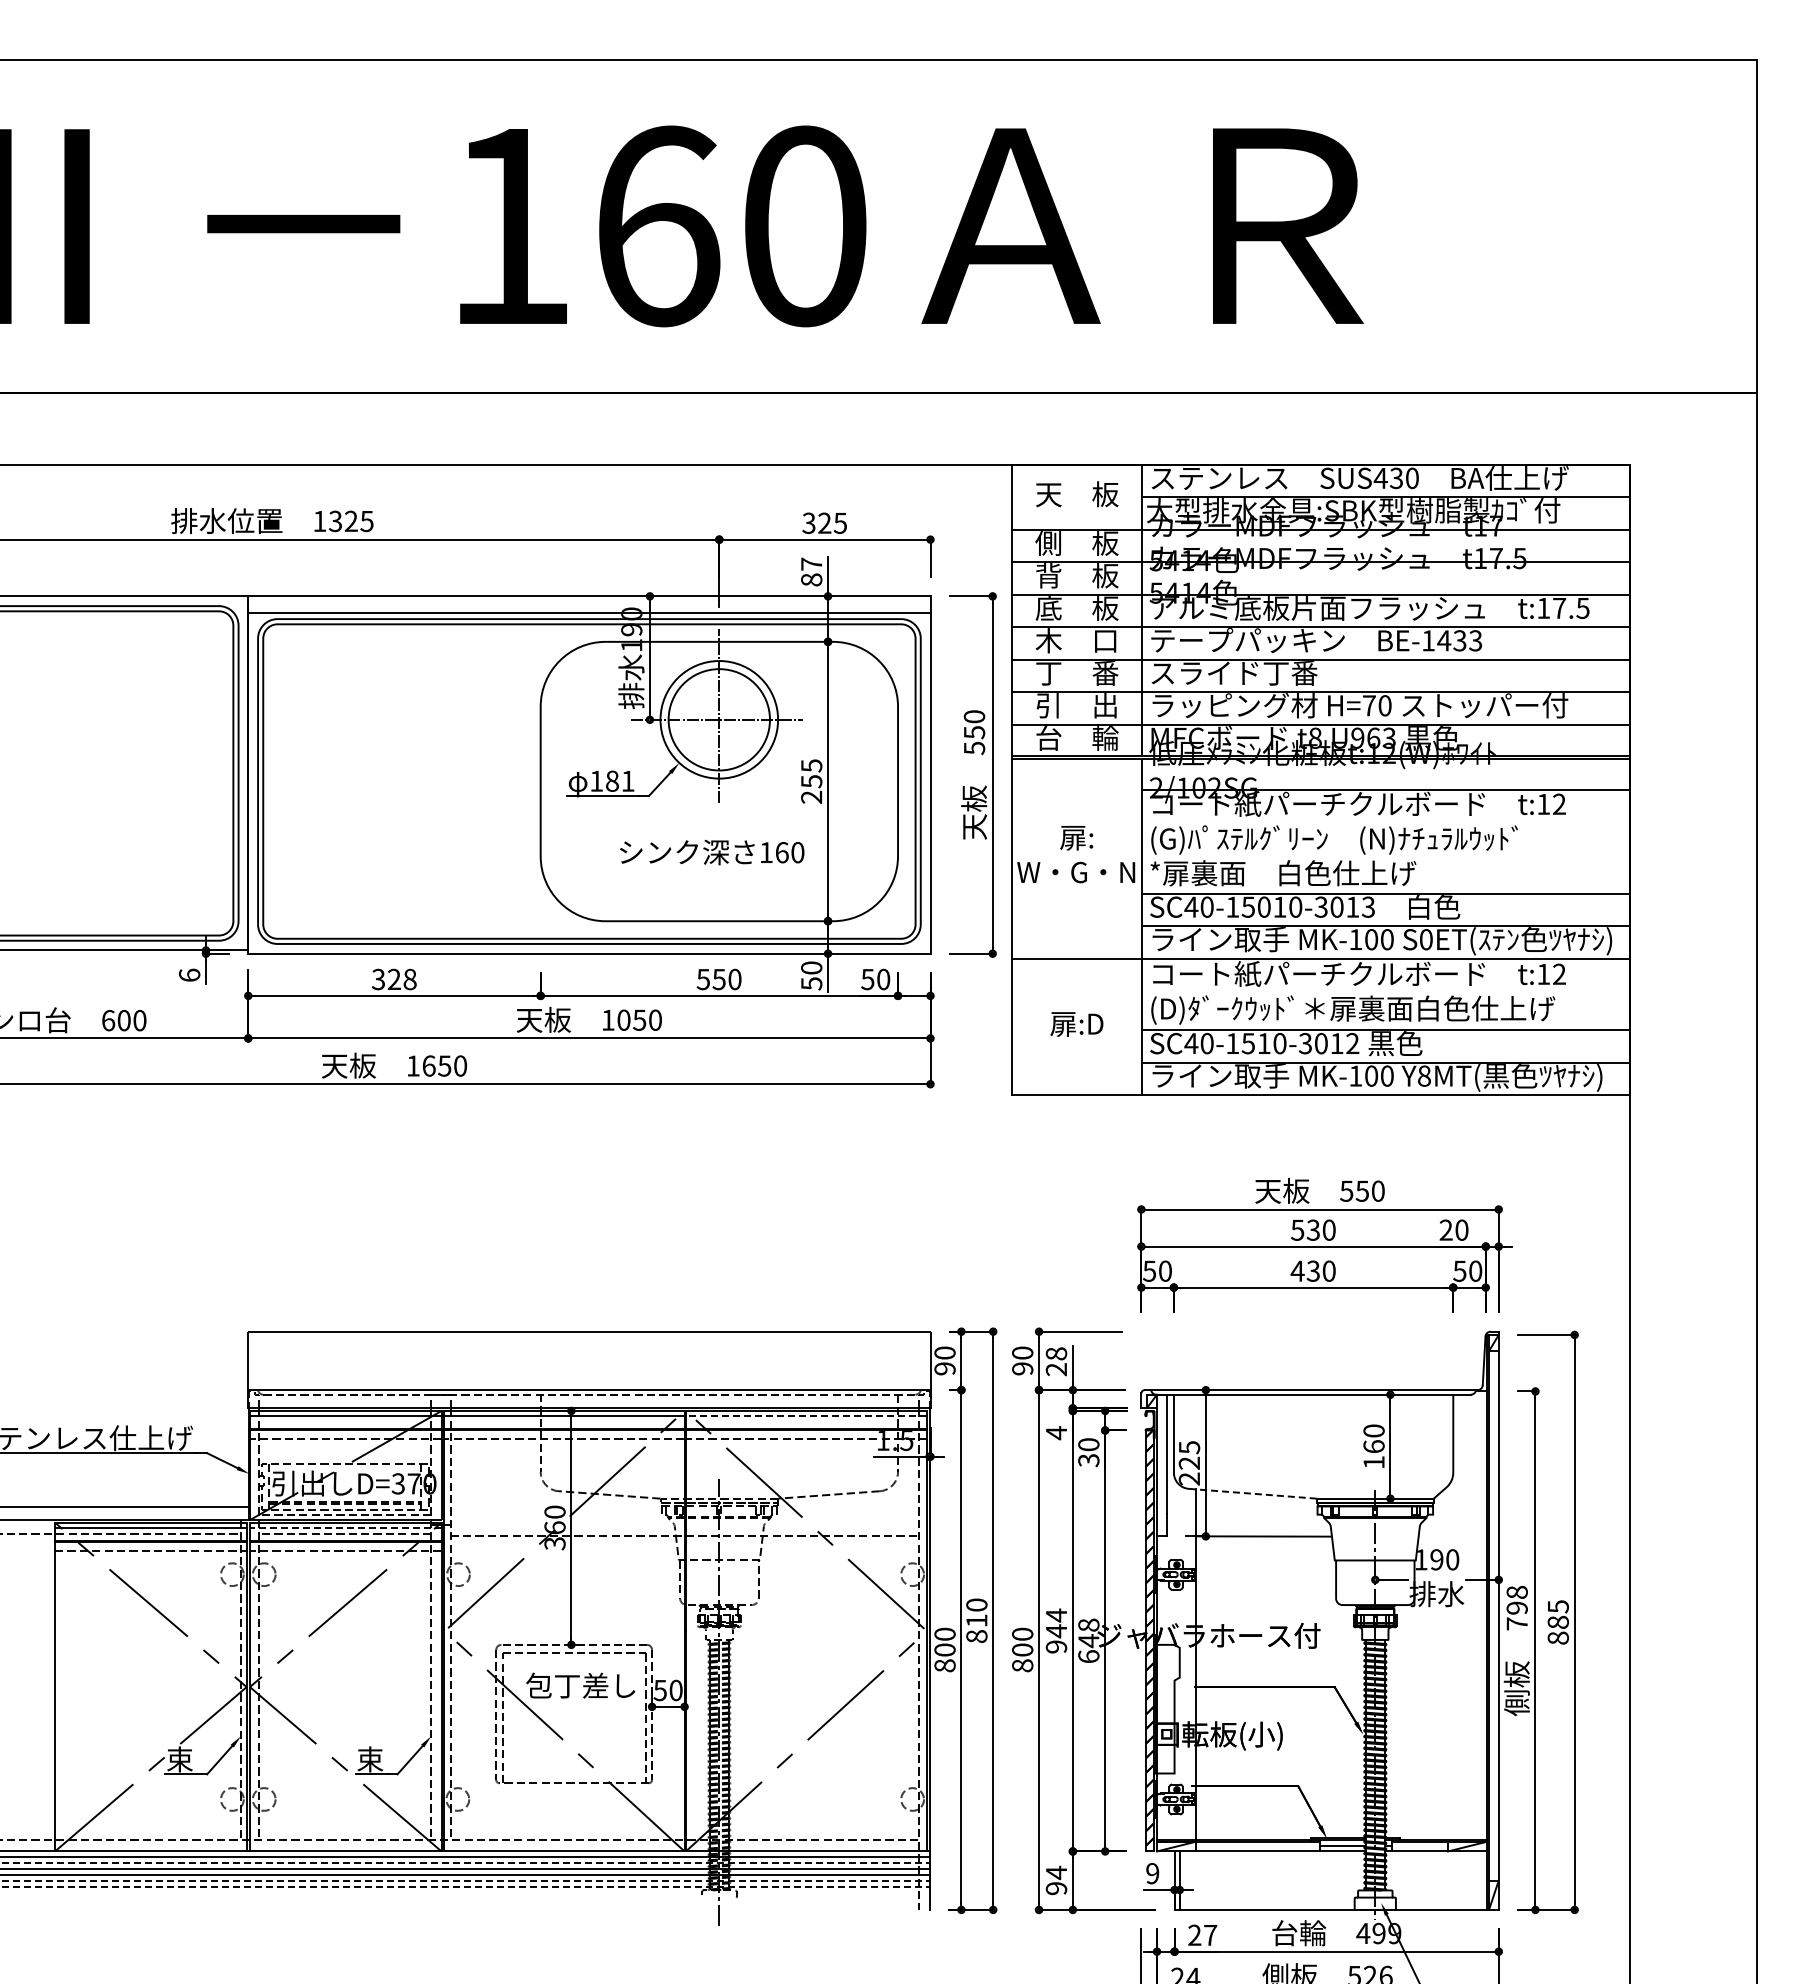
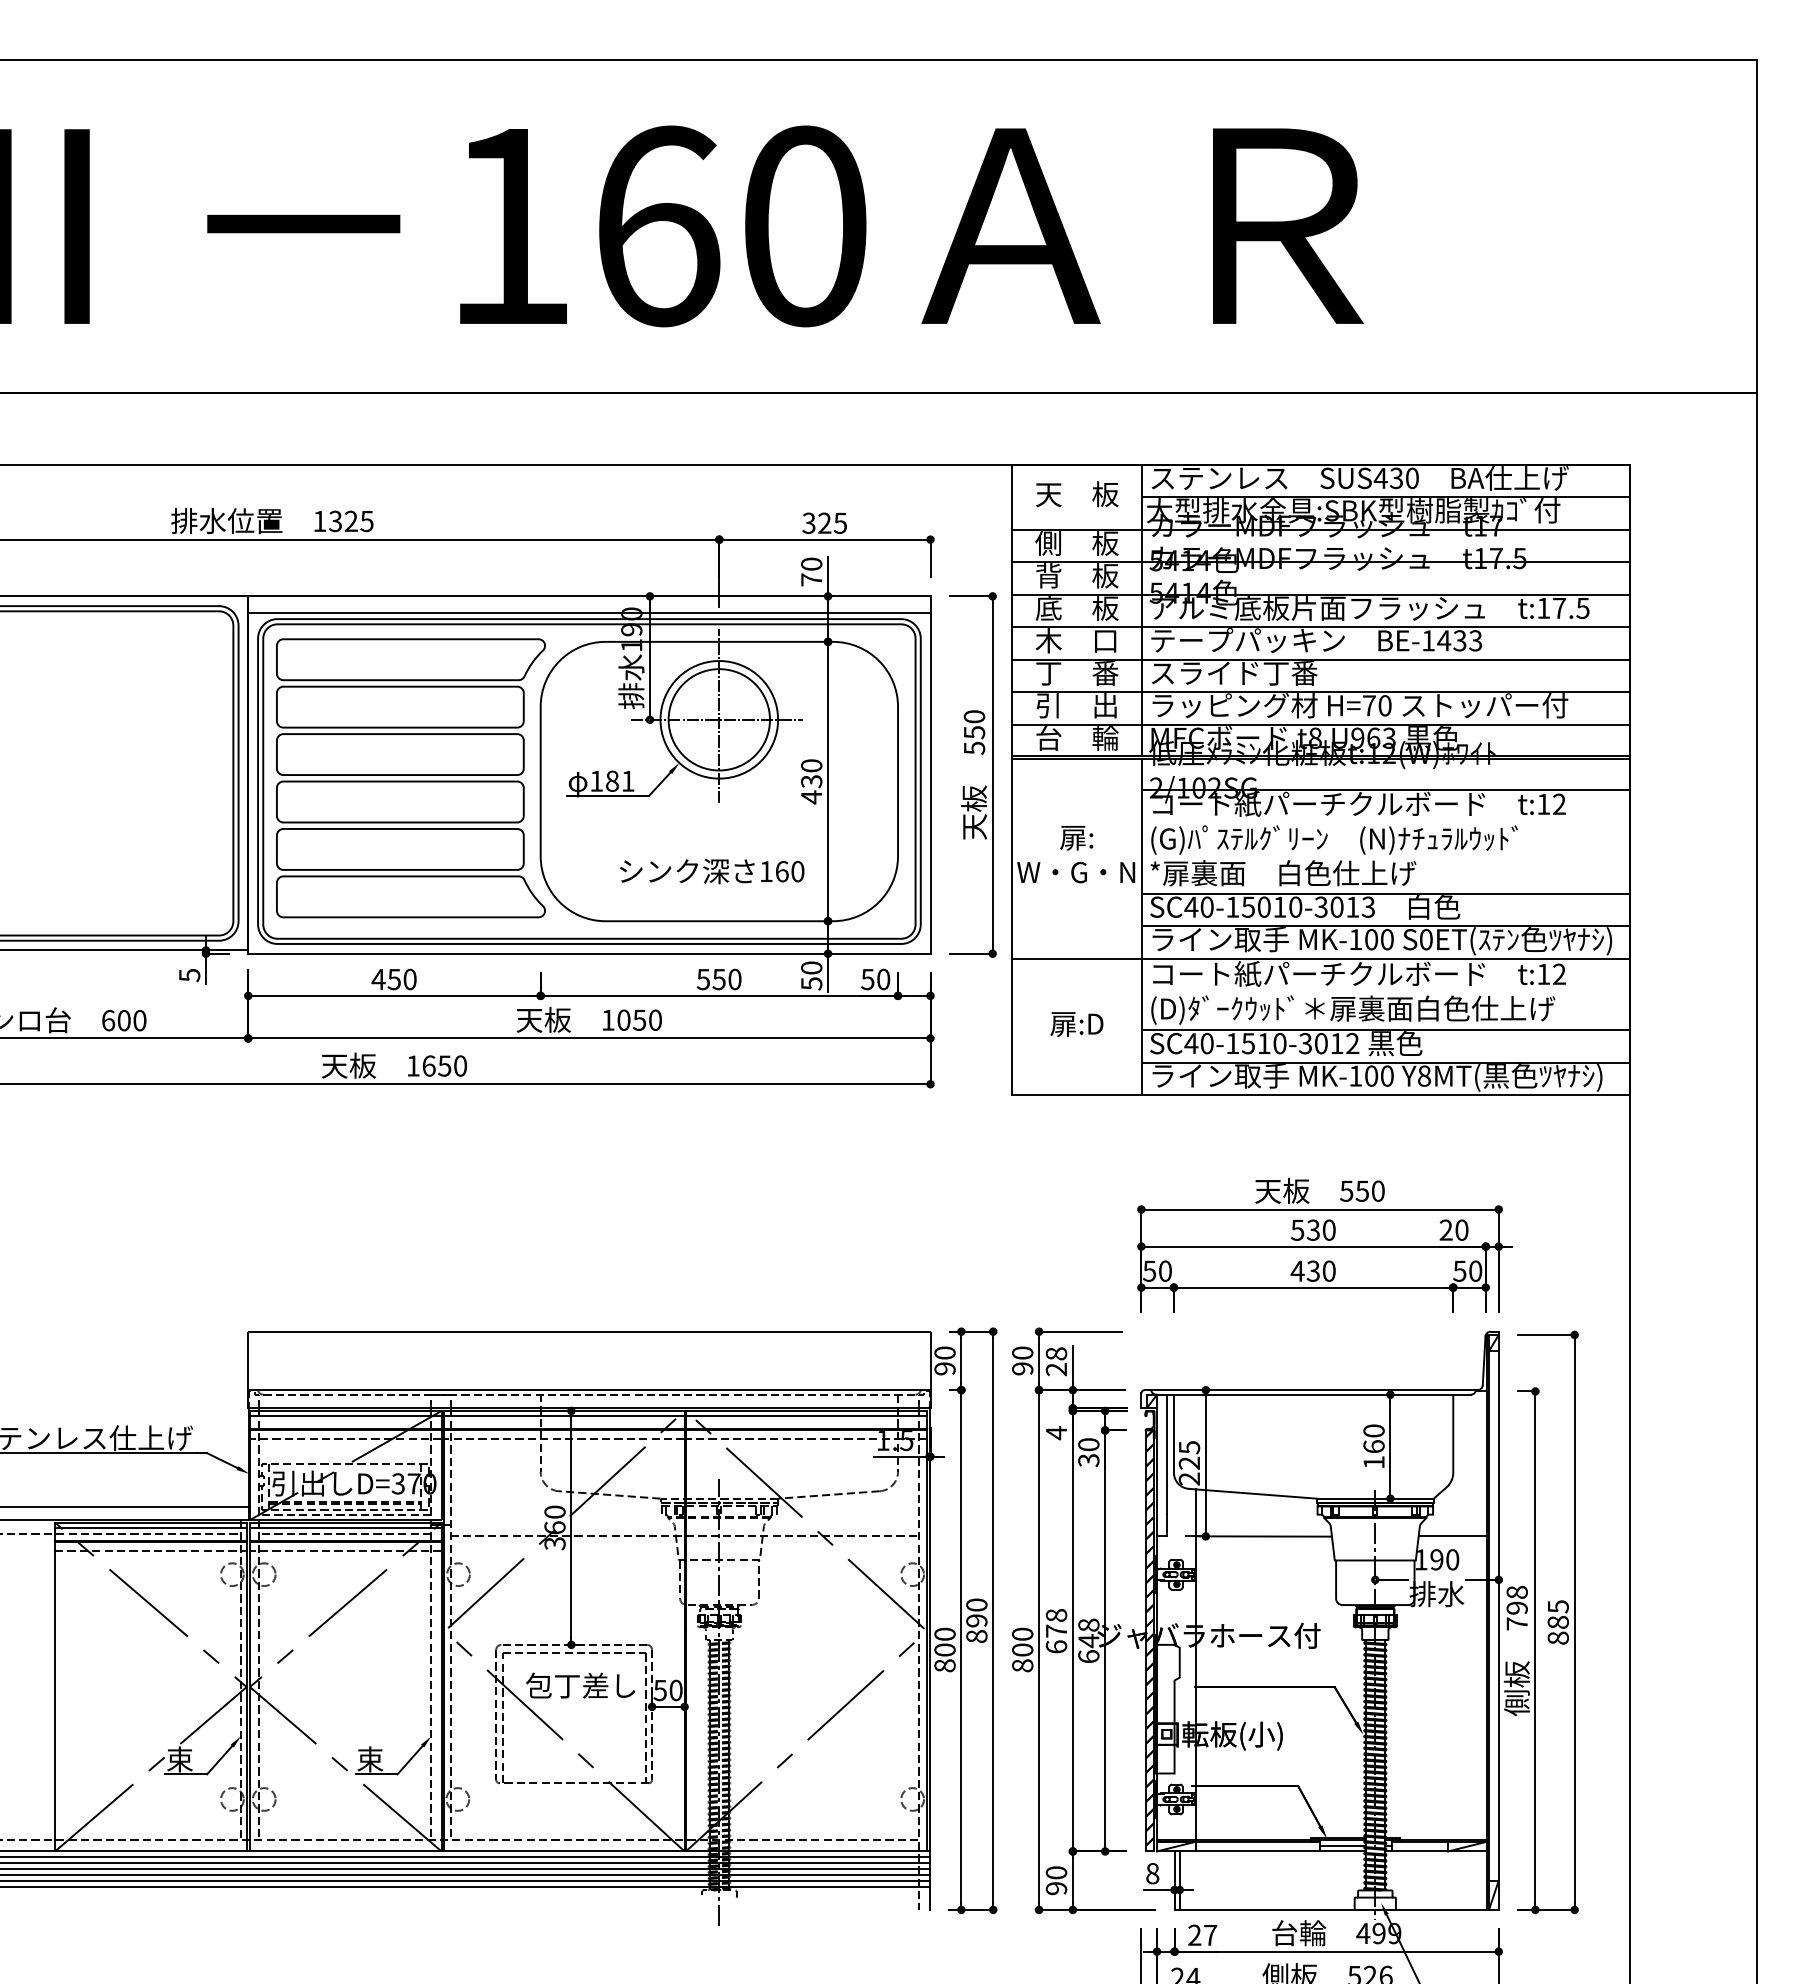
text: 87 -> 70 (811, 571)
part: none -> present (410, 778)
text: 255 -> 430 (811, 781)
text position: (712, 852) -> (712, 871) (712, 871)
text: 6 -> 5 (189, 975)
text: 328 -> 450 (393, 979)
line: dashed -> solid (806, 1416)
line: dashed -> solid (1253, 1493)
line: dashed -> solid (345, 1527)
line: none -> present (1452, 1536)
text: 810 -> 890 (976, 1620)
text: 944 -> 678 (1056, 1630)
line: dashed -> solid (464, 1863)
text: 94 -> 90 (1056, 1872)
text: 9 -> 8 (1152, 1873)
line: dashed -> solid (464, 1880)
line: dashed -> solid (464, 1886)
